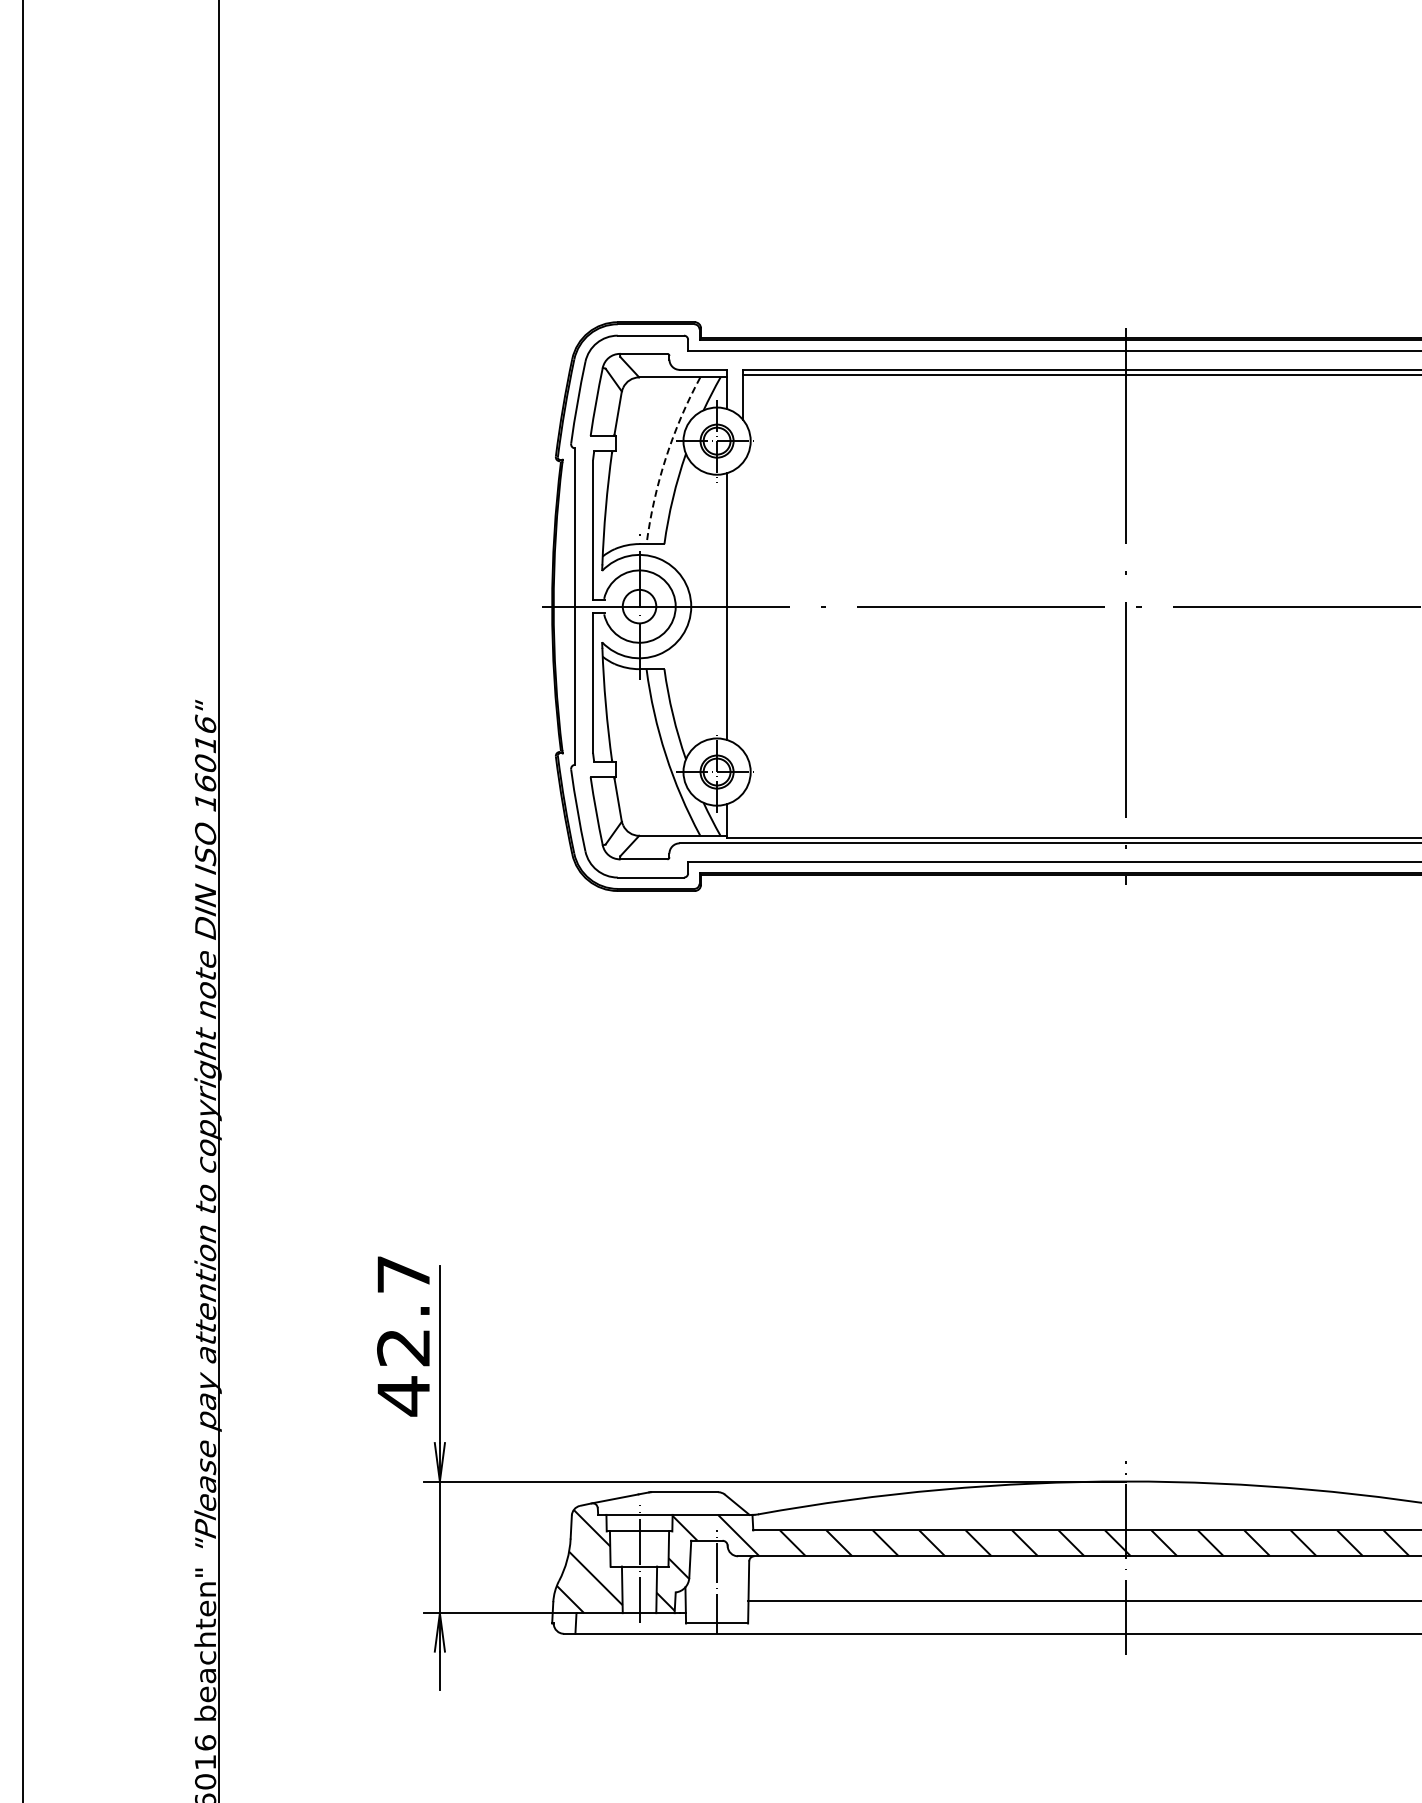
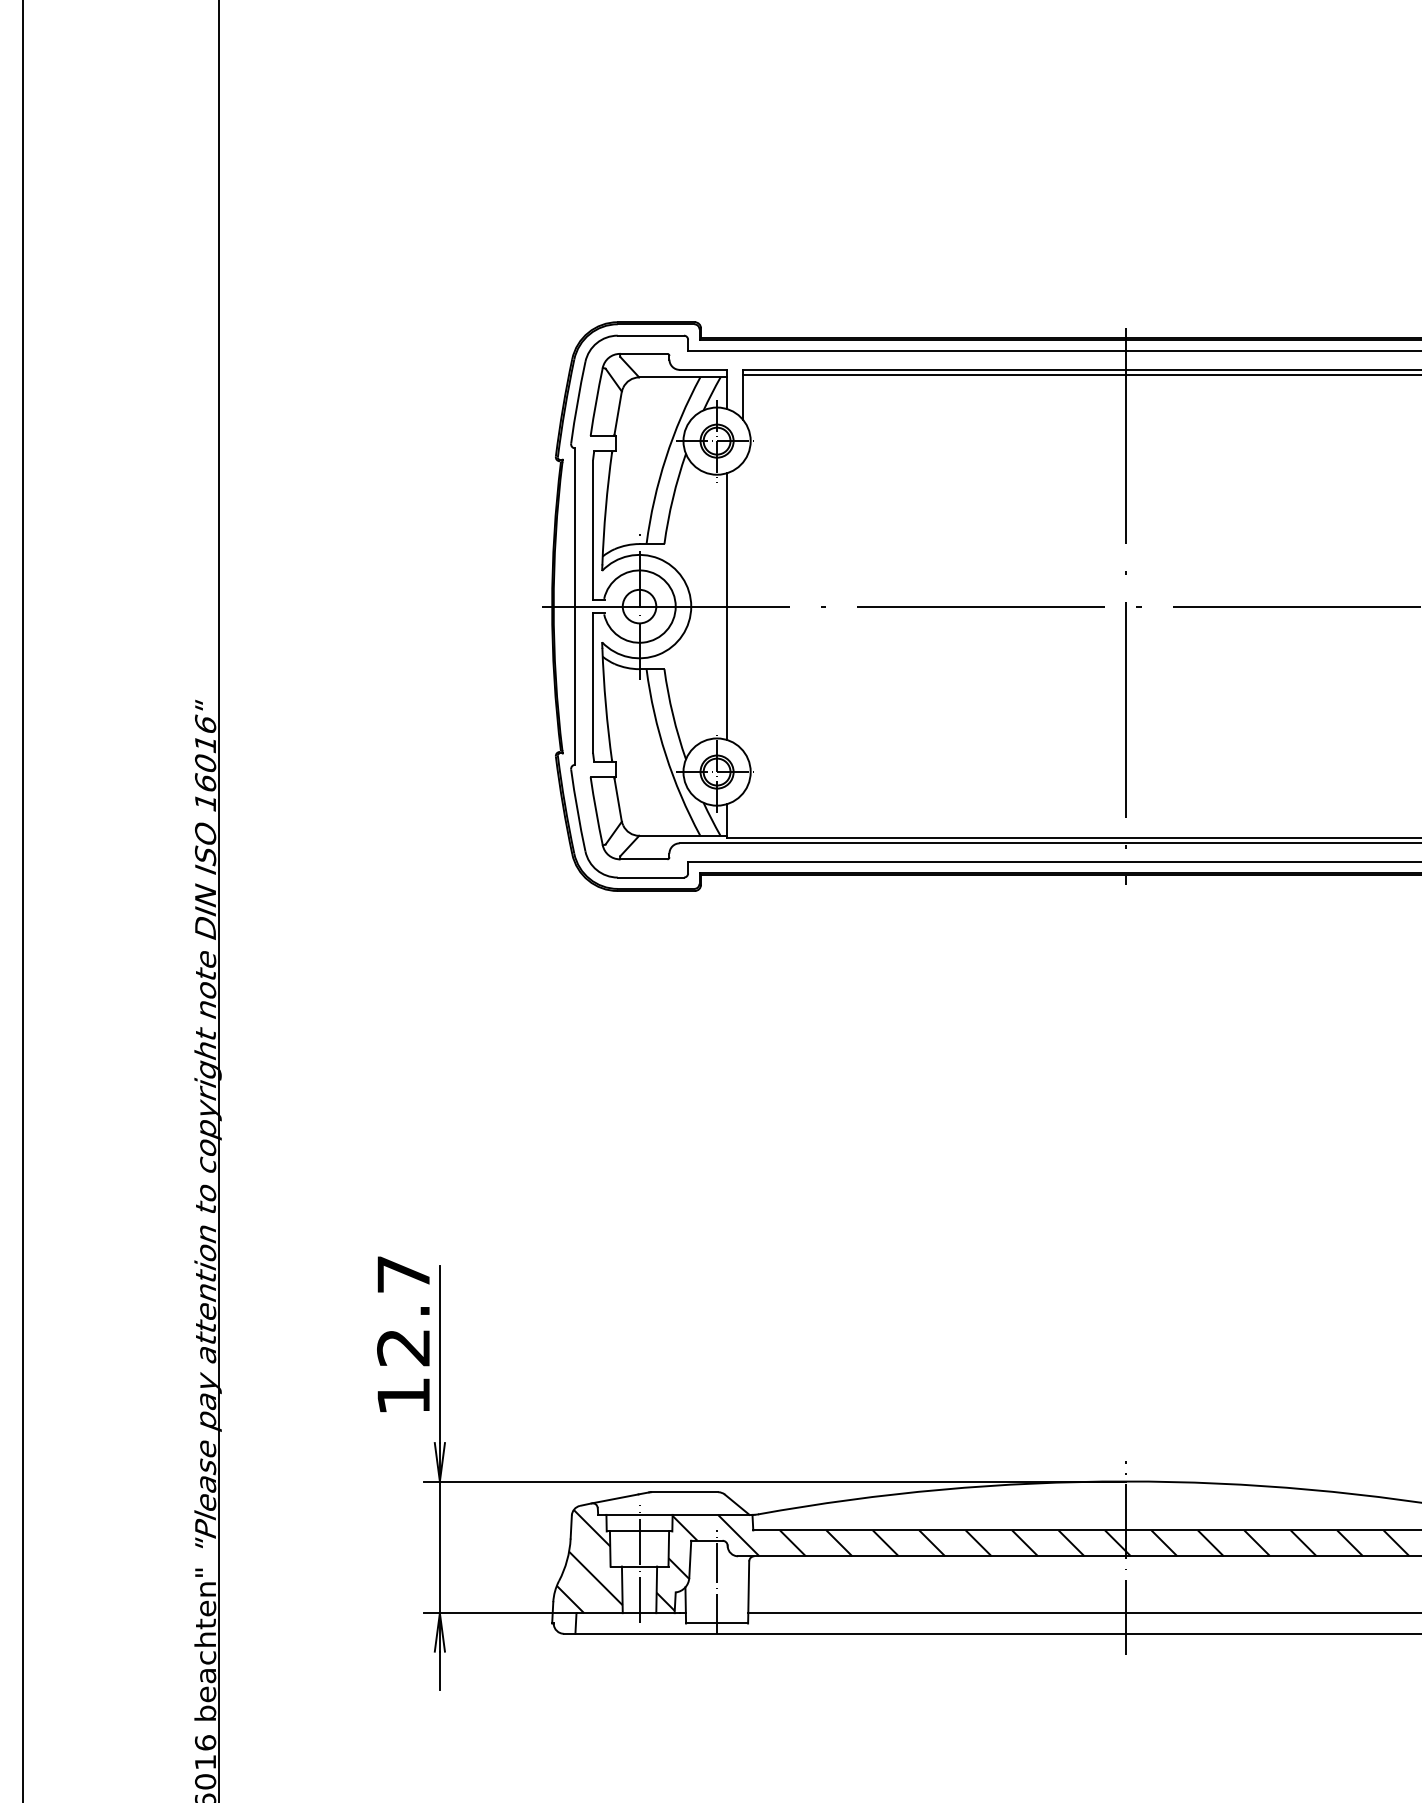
arc: dashed -> solid (665, 458)
text: 42.7 -> 12.7 (403, 1396)
line position: (1083, 1601) -> (1083, 1613) (1083, 1613)
